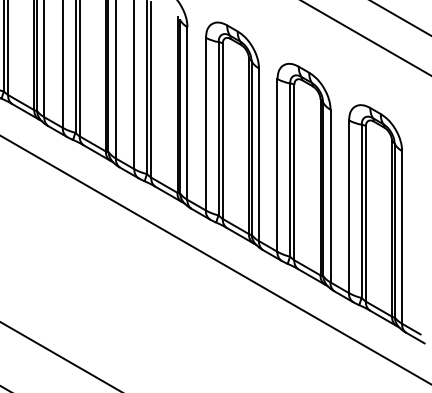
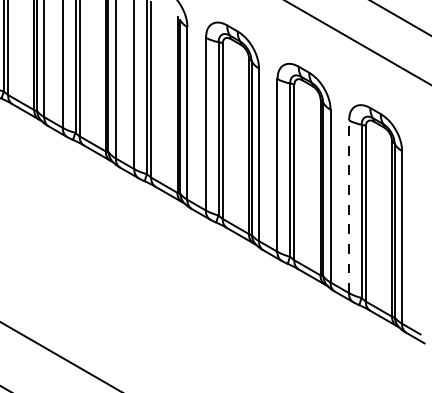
line position: (365, 38) -> (357, 42) (357, 42)
line: solid -> dashed (349, 206)
line: present -> none (215, 259)
